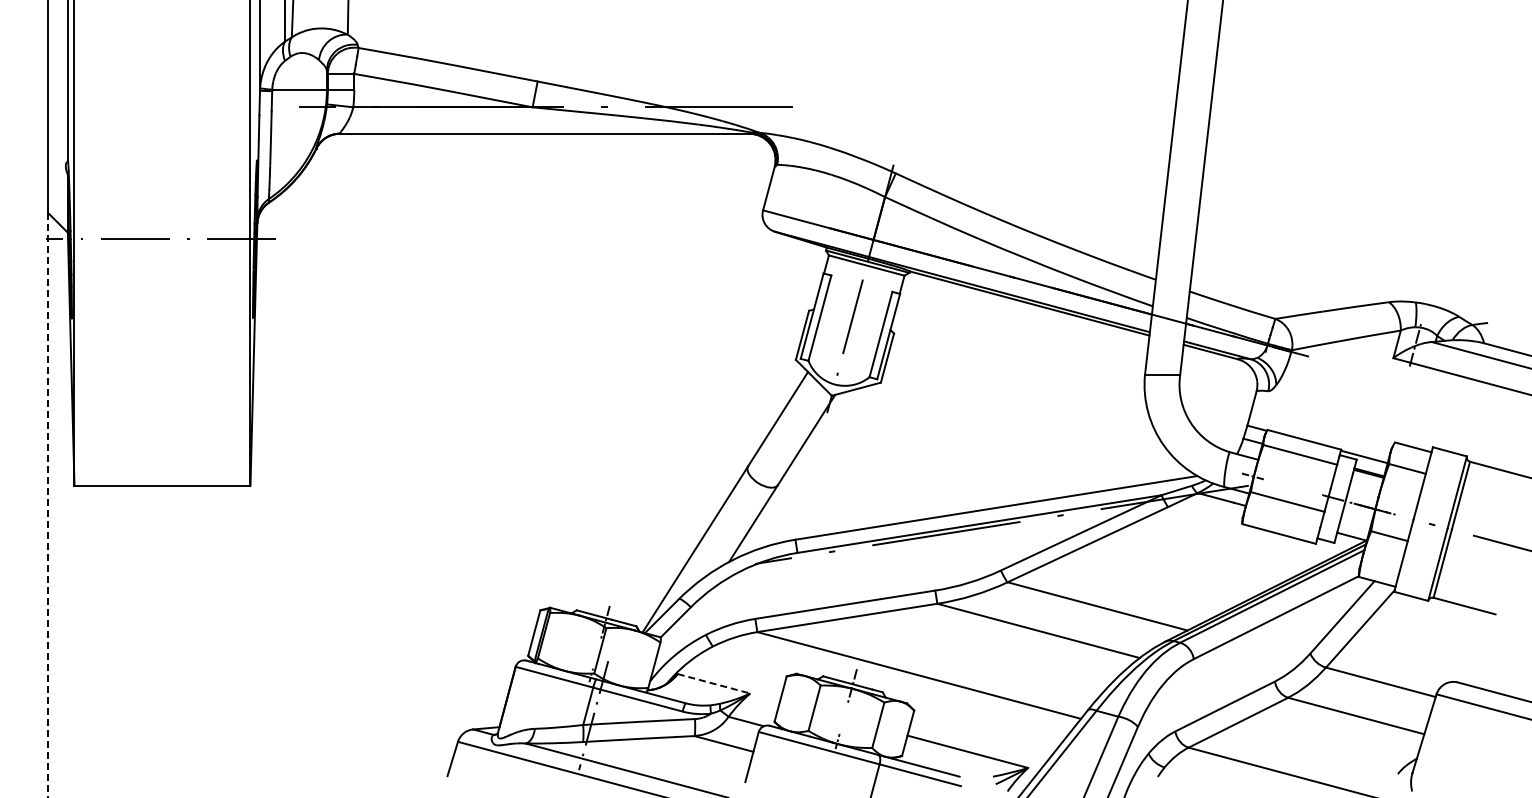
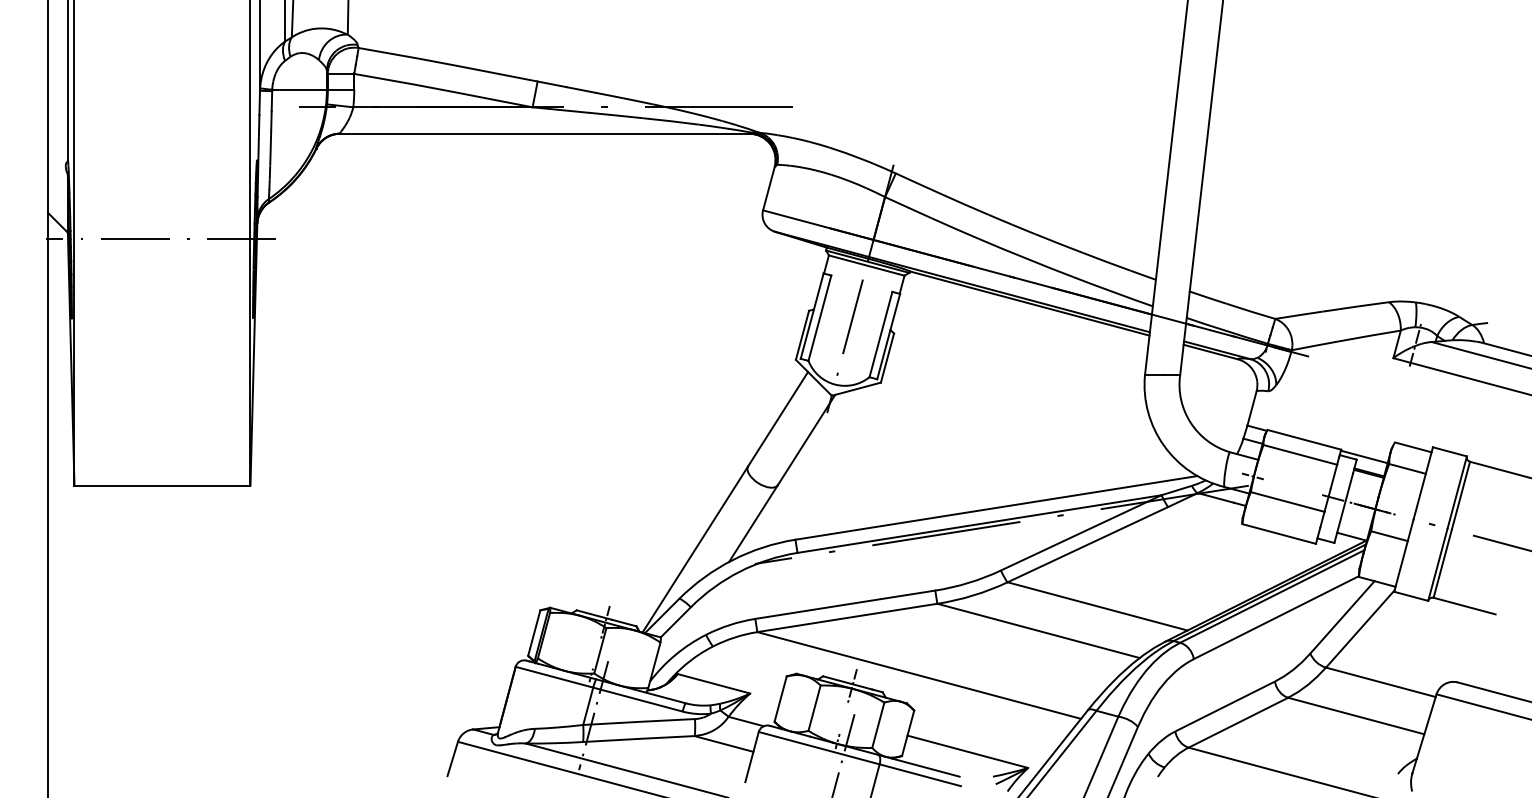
line: dashed -> solid (48, 505)
line: dashed -> solid (713, 683)
line: none -> present (843, 754)
